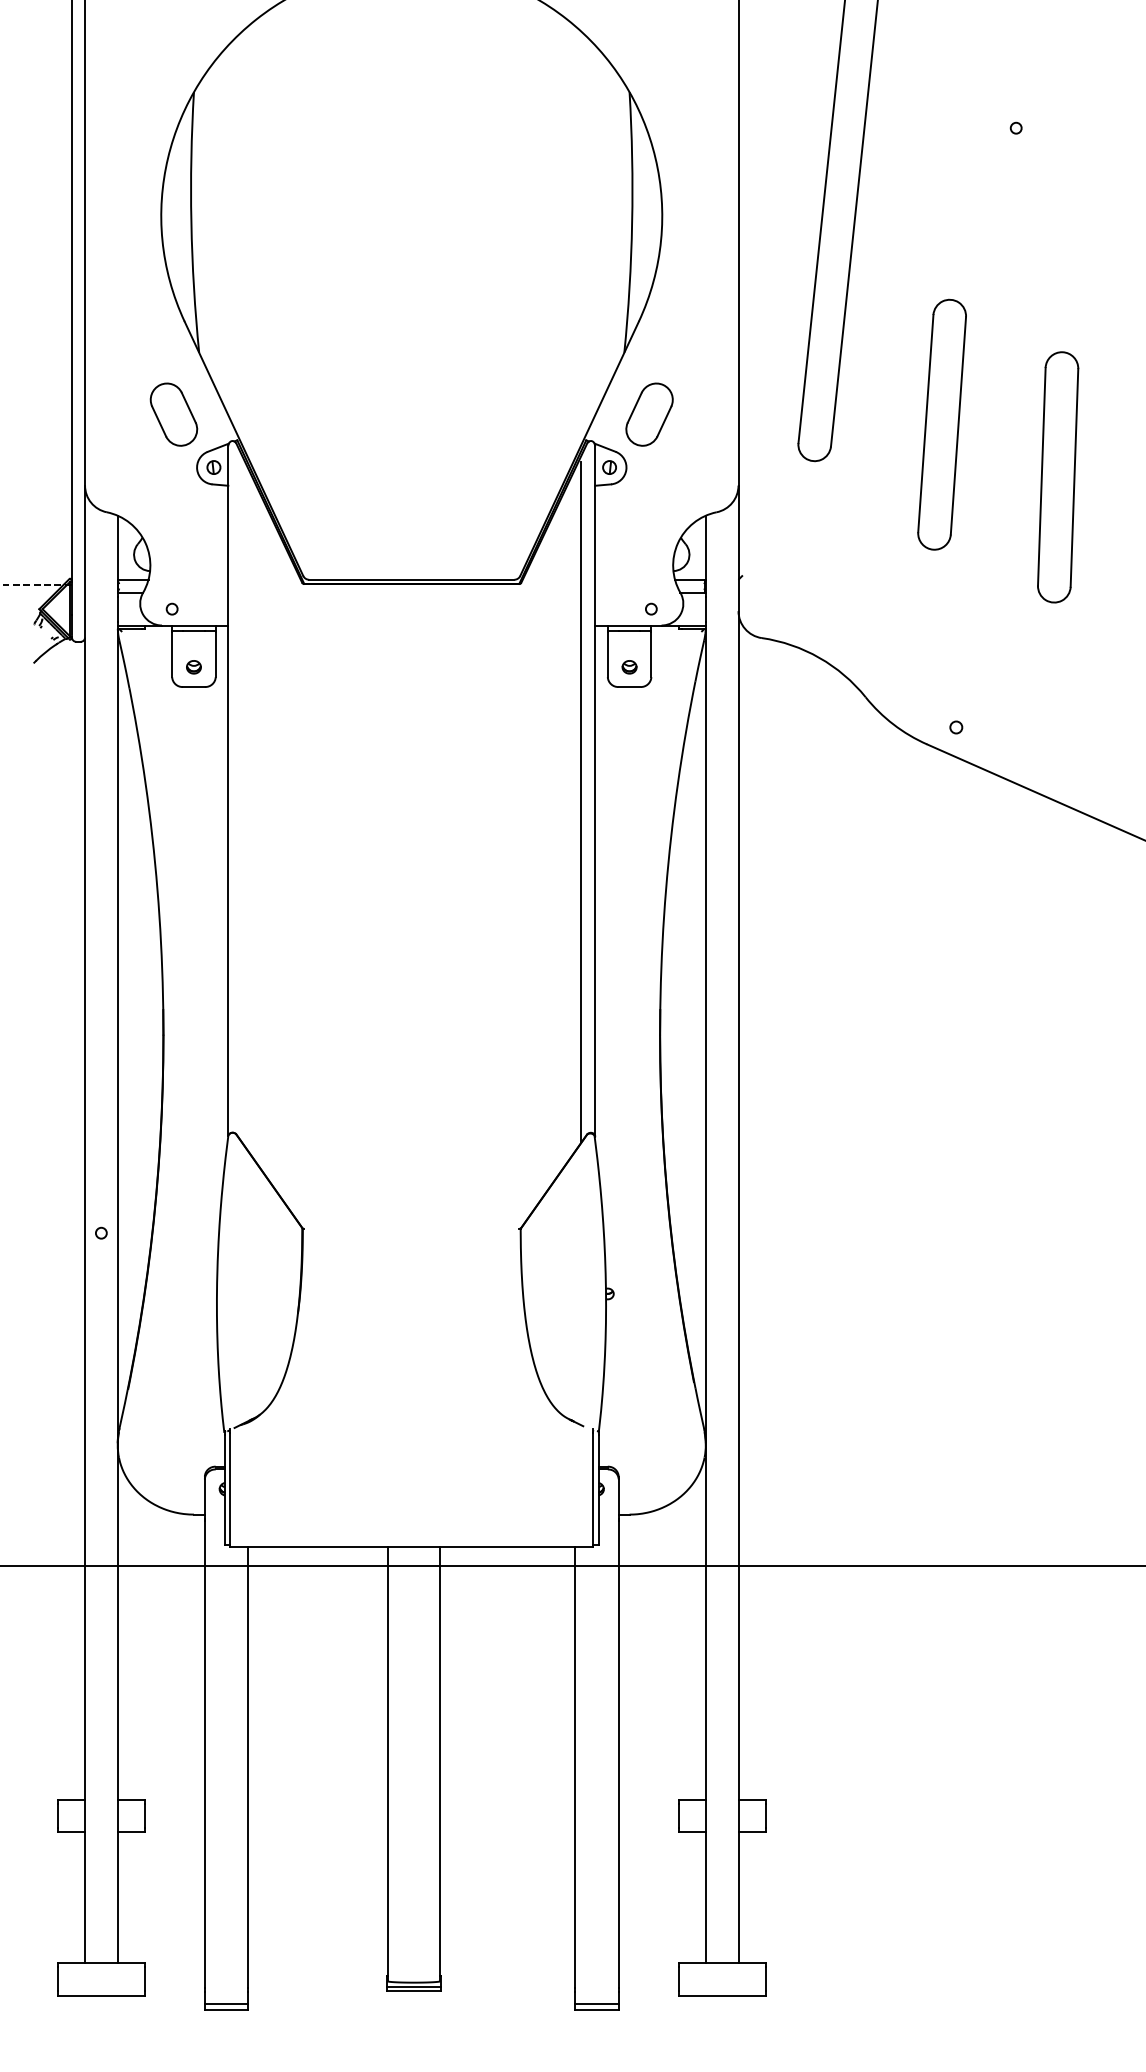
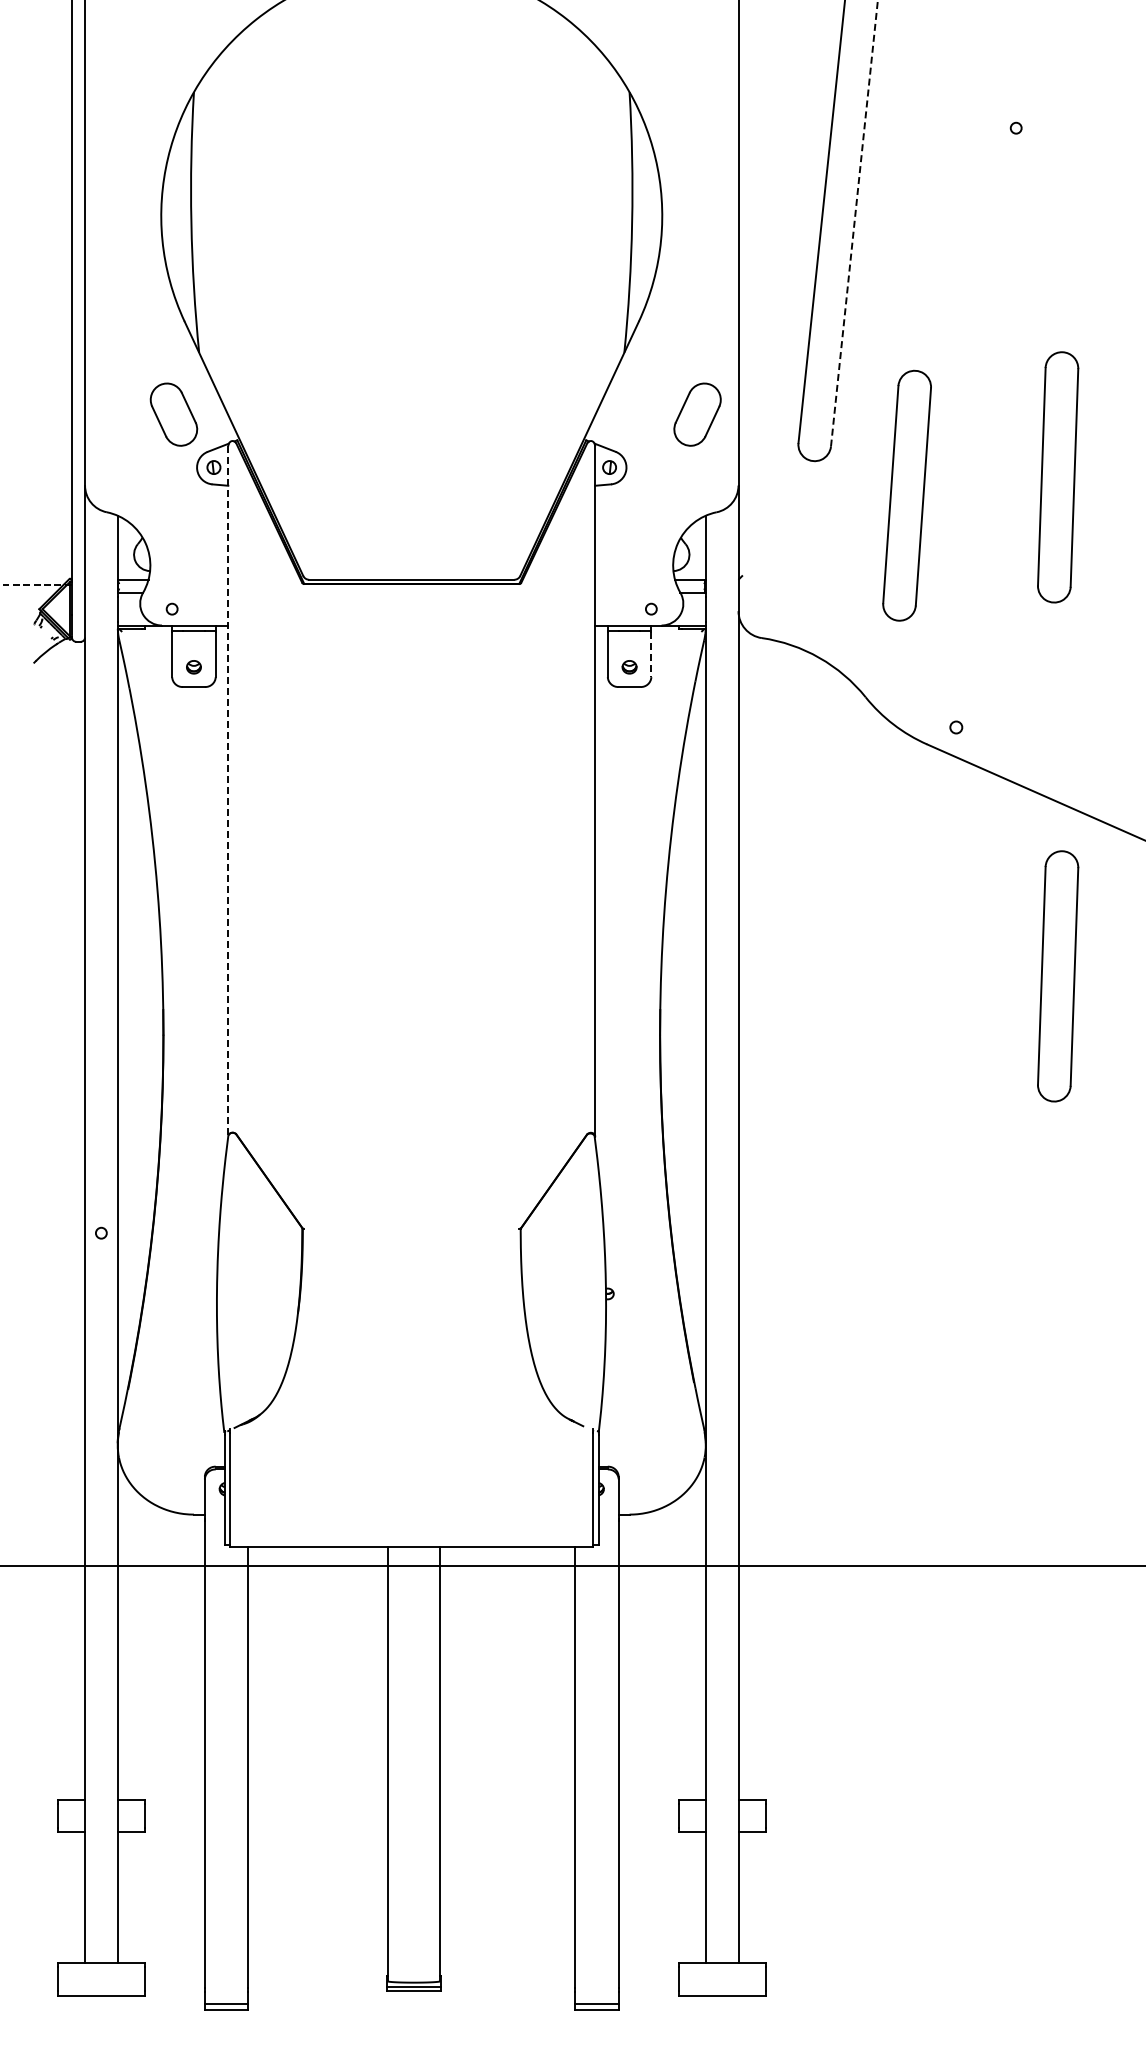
line: solid -> dashed (854, 223)
part position: (649, 414) -> (697, 414) (697, 414)
part position: (941, 424) -> (906, 495) (906, 495)
line: solid -> dashed (651, 654)
line: solid -> dashed (228, 791)
line: present -> none (580, 802)
part: none -> present (1058, 976)
